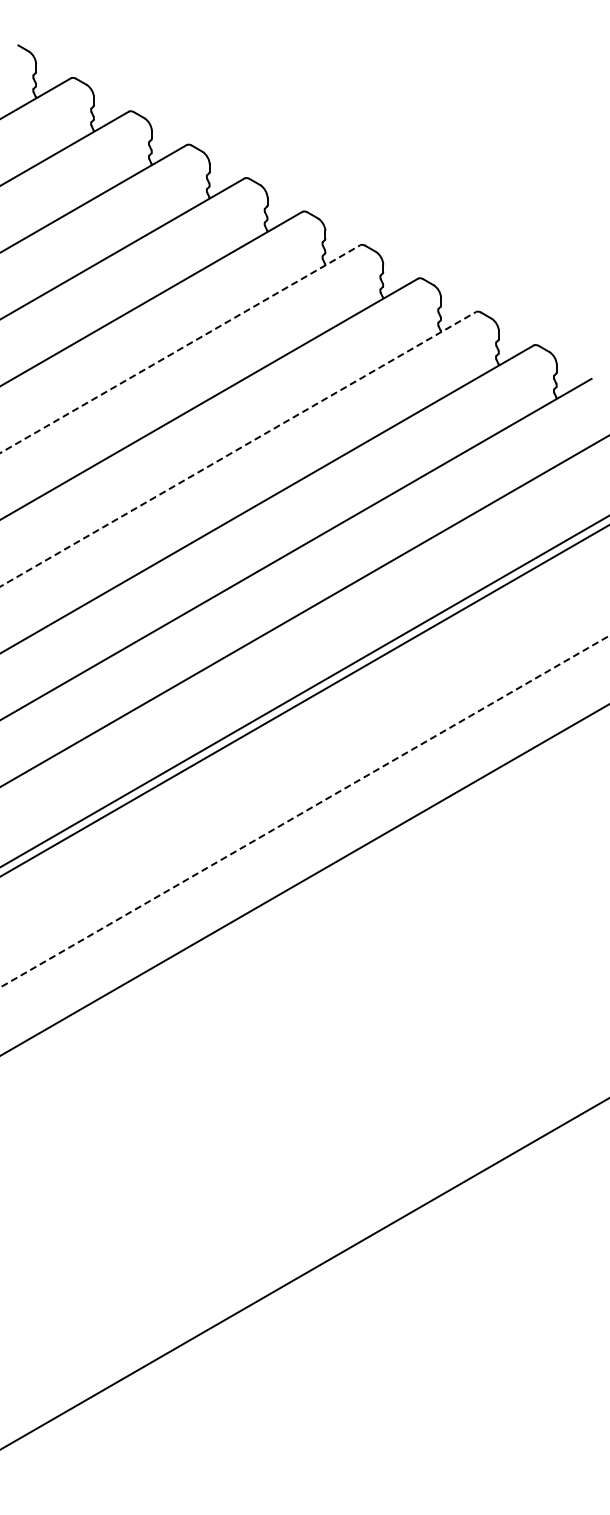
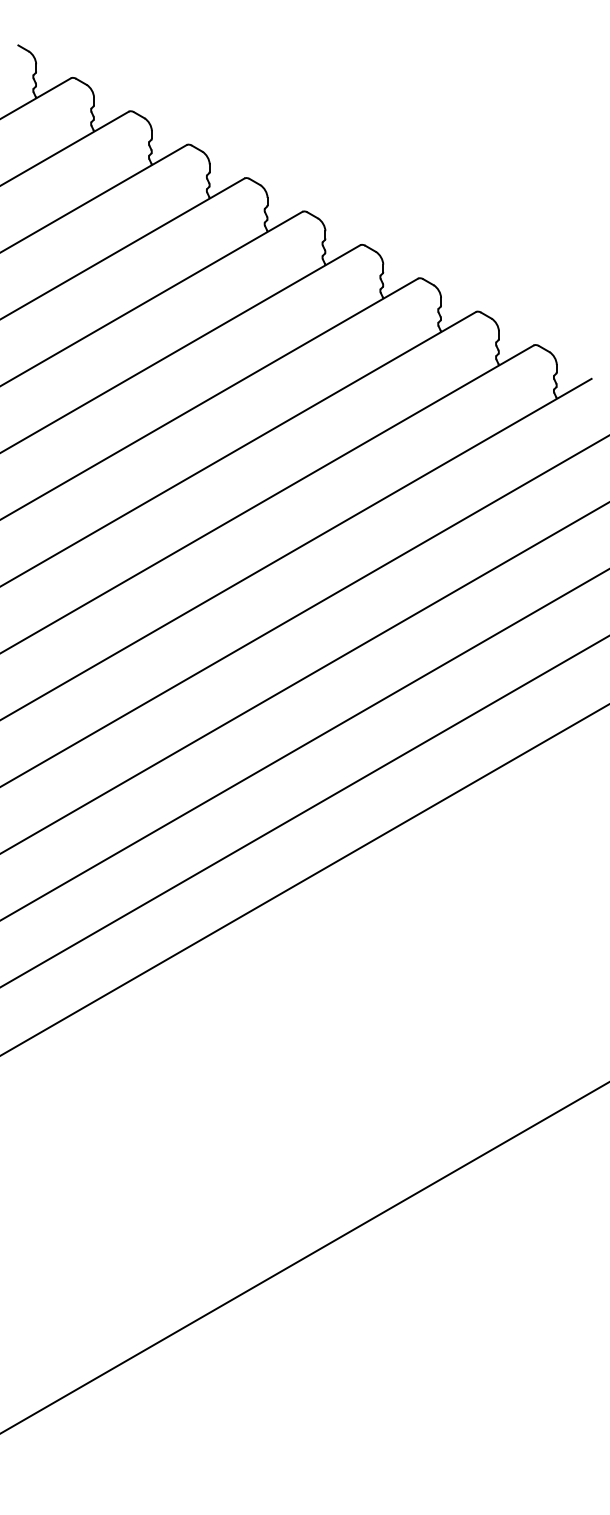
line: dashed -> solid (180, 349)
line: dashed -> solid (238, 449)
line position: (304, 691) -> (304, 677) (304, 677)
line position: (304, 700) -> (304, 744) (304, 744)
line: dashed -> solid (305, 811)
line position: (304, 1273) -> (304, 1257) (304, 1257)
